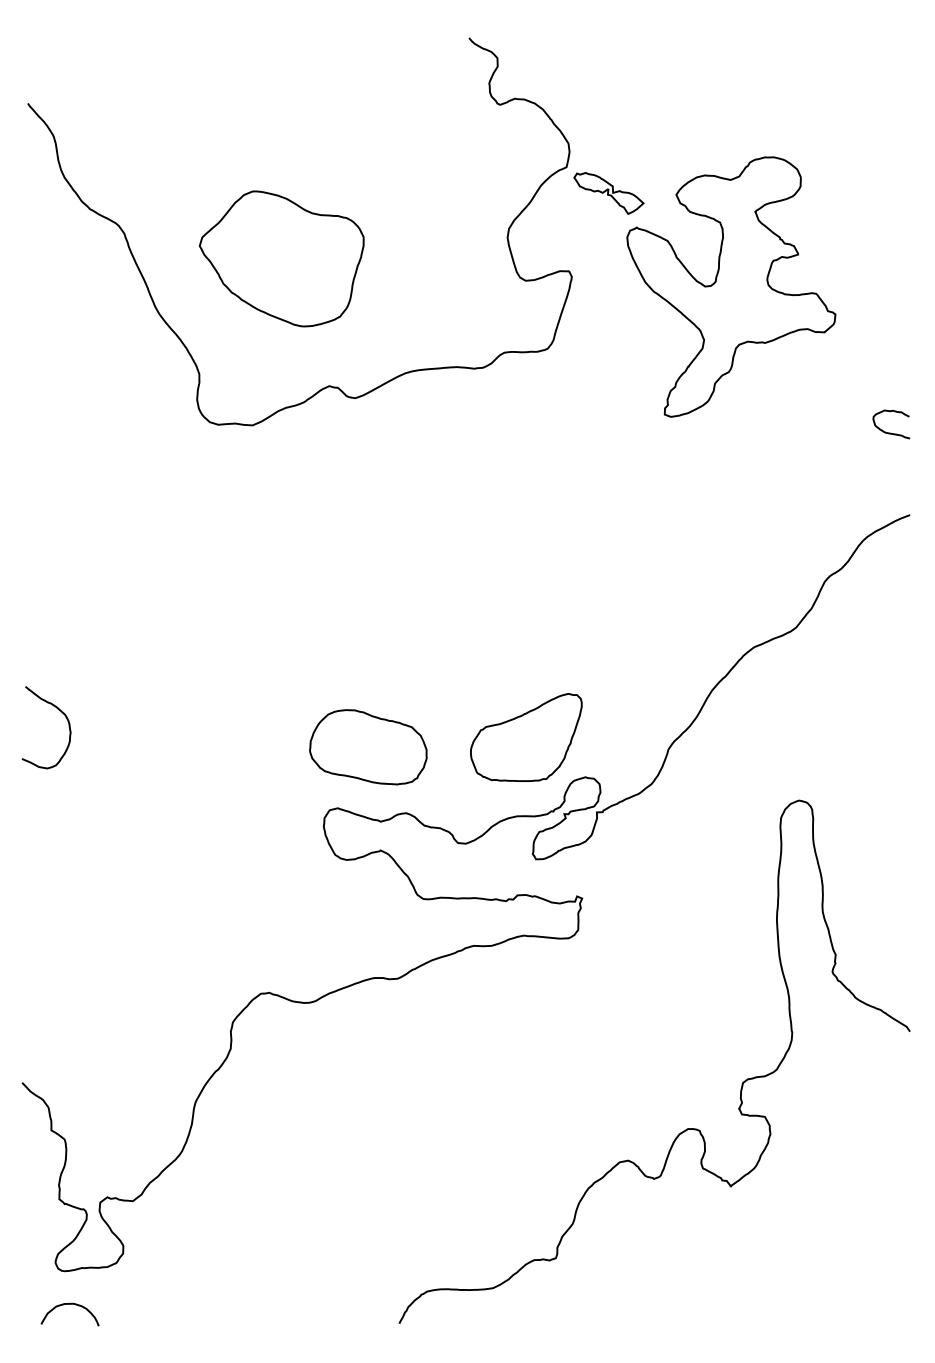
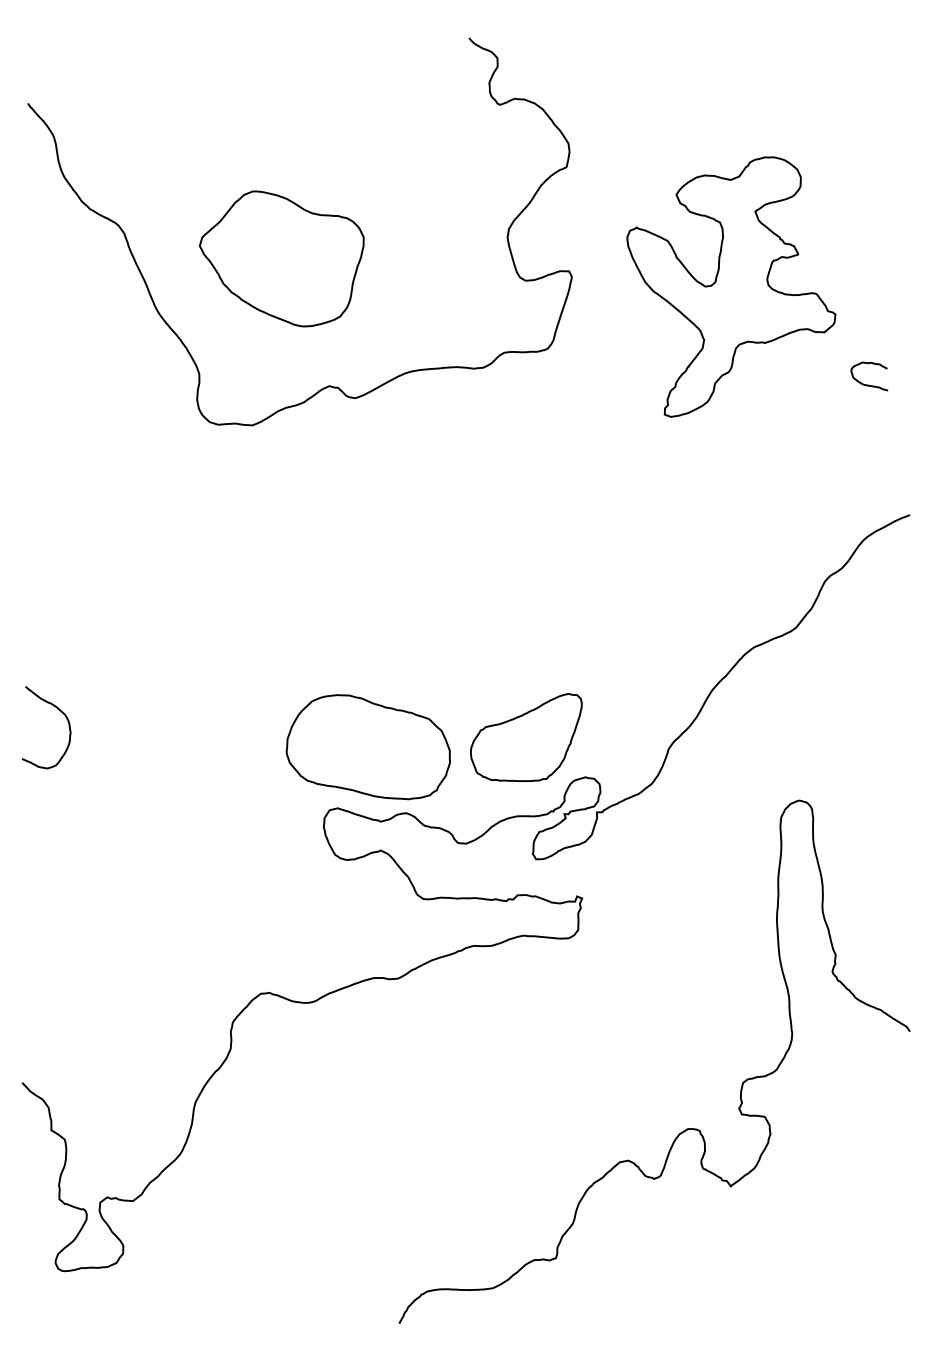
part: present -> none (608, 193)
curve position: (890, 432) -> (868, 384) (868, 384)
part size: 119x77 px -> 166x107 px (367, 747)
curve: present -> none (69, 1304)
